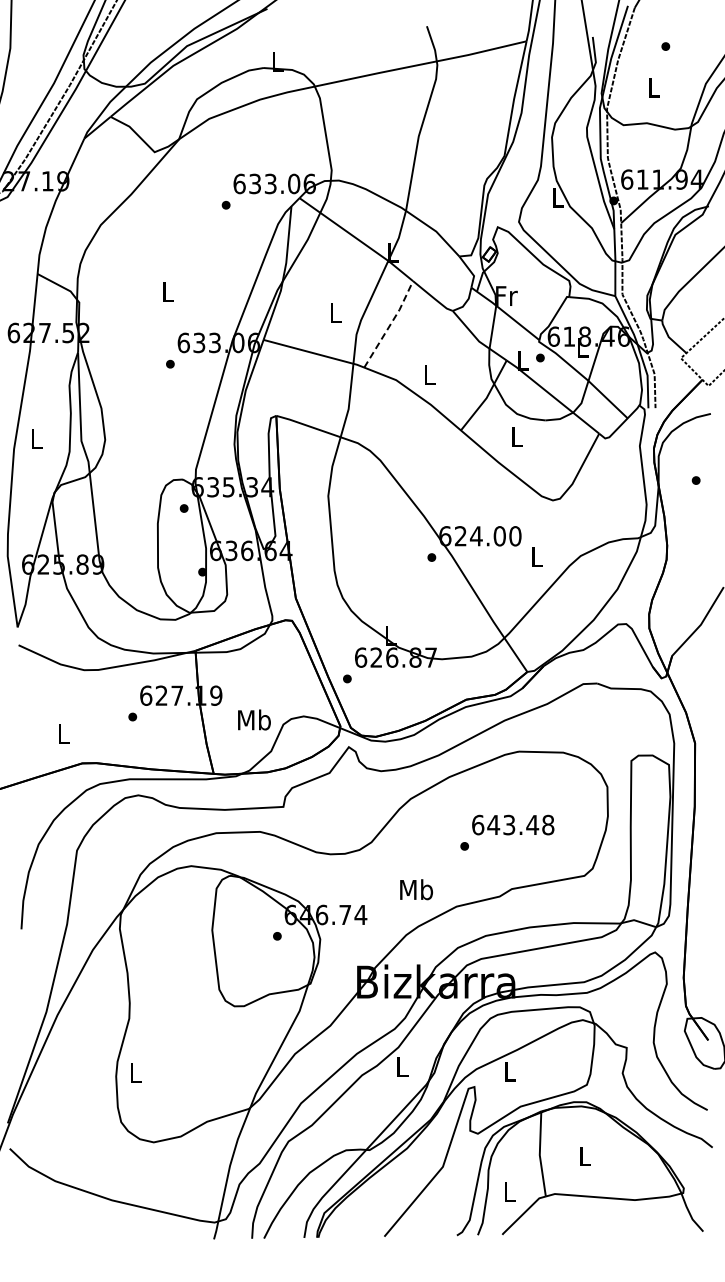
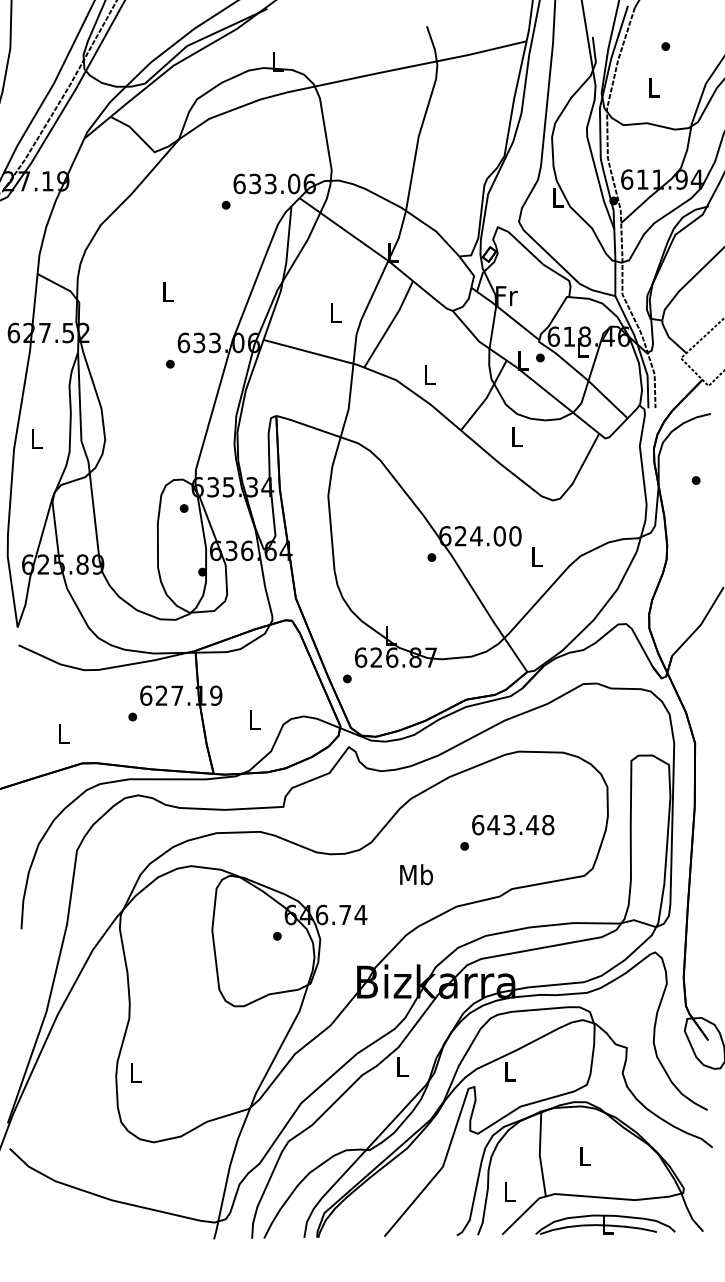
line: dashed -> solid (390, 324)
text: Mb -> L (254, 719)
text position: (416, 889) -> (416, 874) (416, 874)
part: none -> present (605, 1224)
